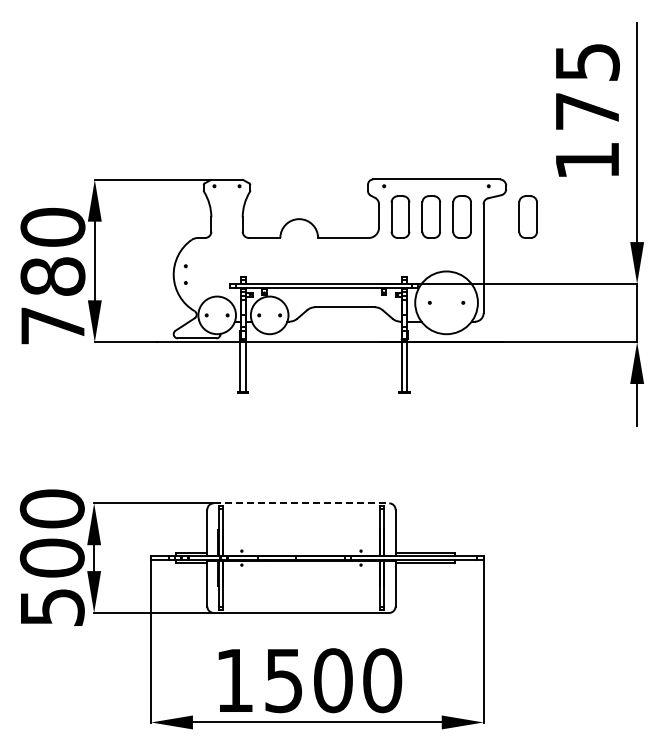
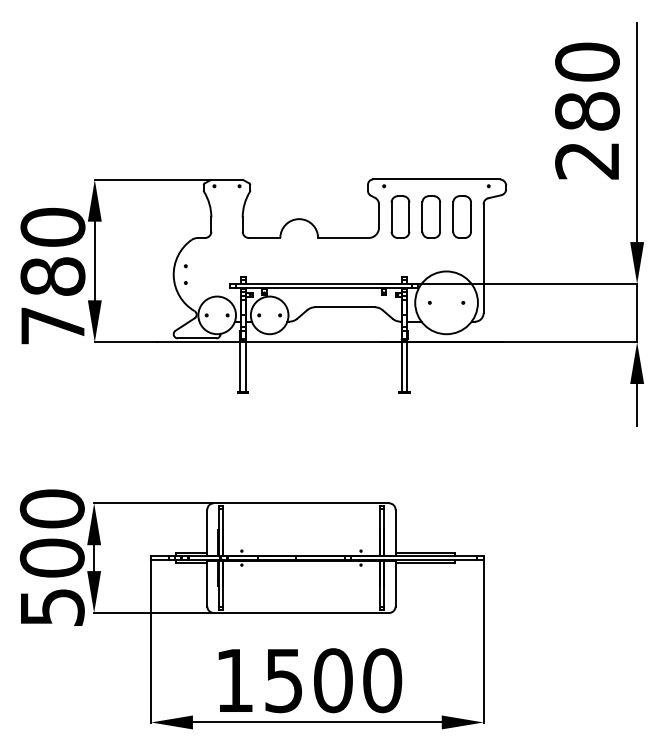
text: 175 -> 280 (587, 110)
part: present -> none (527, 216)
line: dashed -> solid (301, 503)
